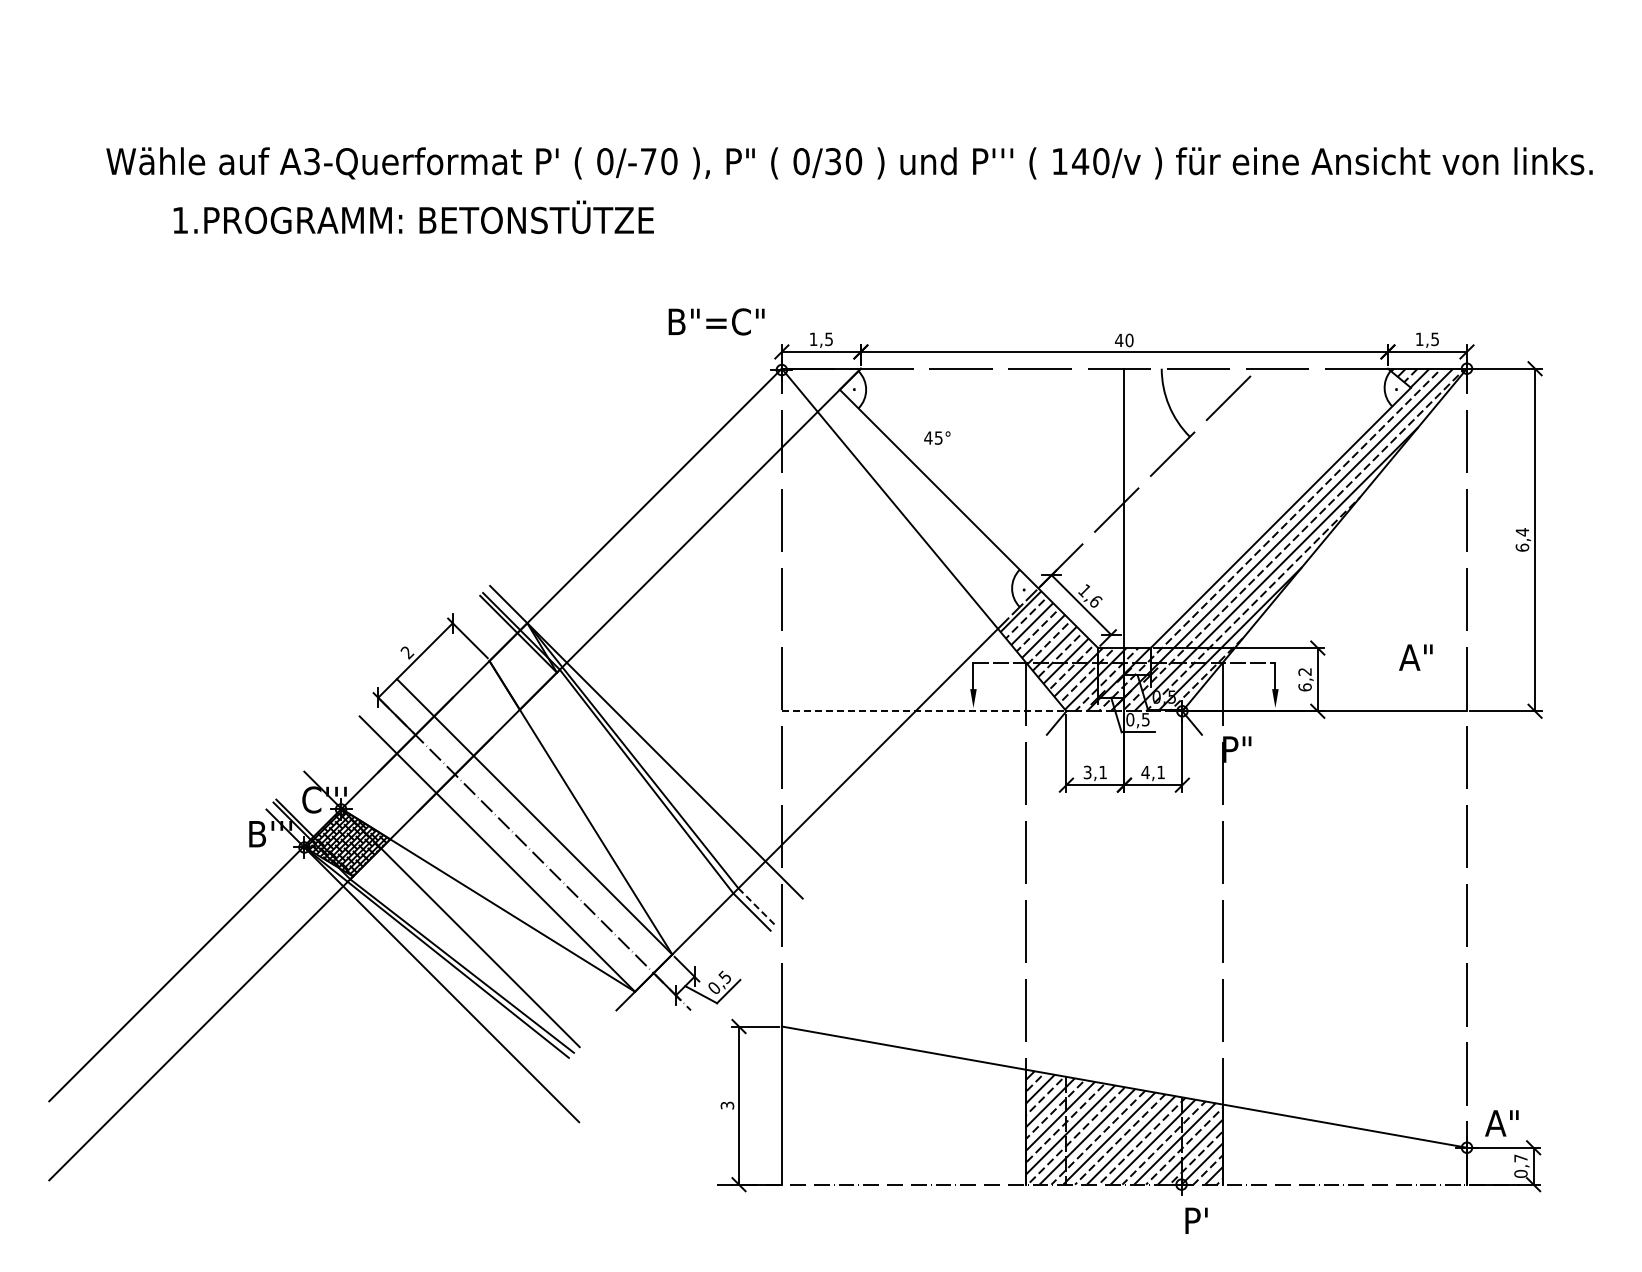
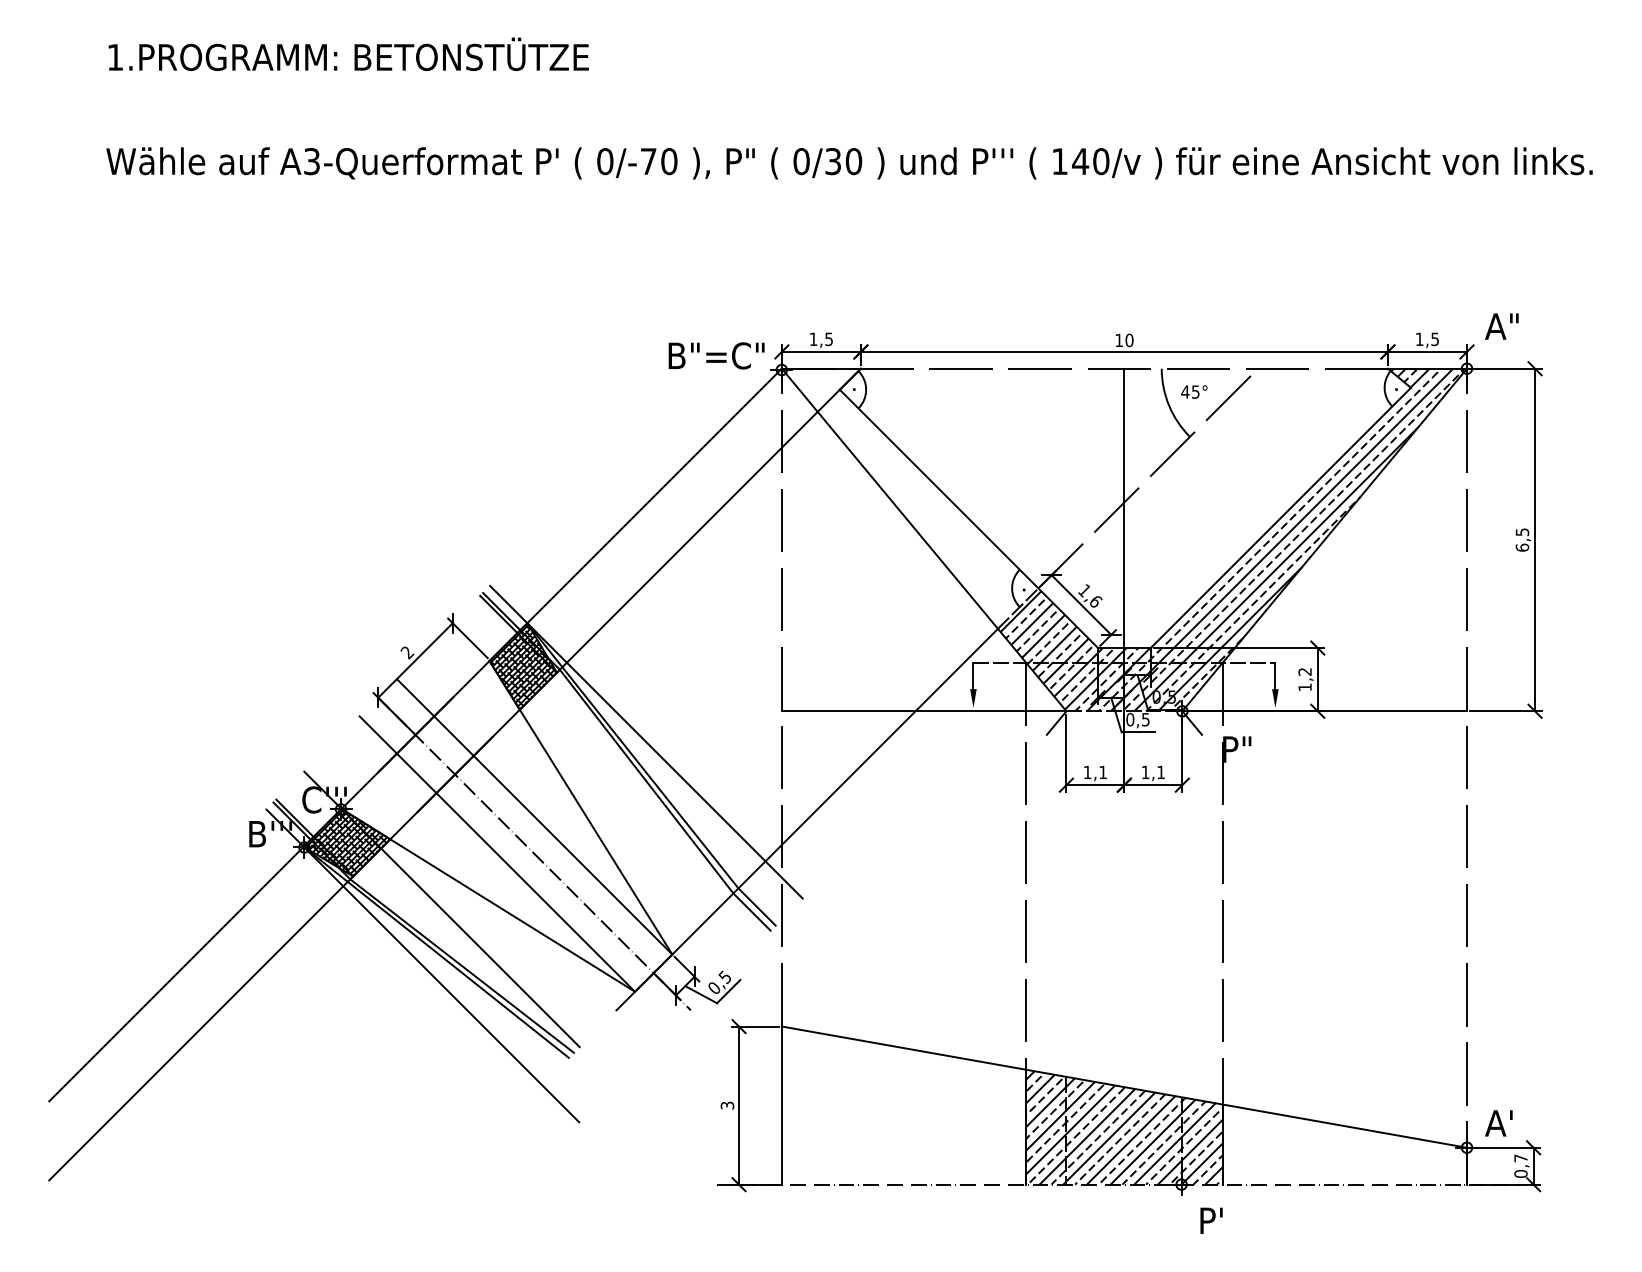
text position: (413, 216) -> (348, 53) (348, 53)
text position: (716, 321) -> (716, 355) (716, 355)
text: 40 -> 10 (1118, 339)
text position: (937, 437) -> (1194, 391) (1194, 391)
text: 6,4 -> 6,5 (1522, 532)
text position: (1415, 657) -> (1501, 326) (1501, 326)
hatch: none -> present (523, 666)
text: 6,2 -> 1,2 (1304, 687)
line: dashed -> solid (924, 711)
text: 3,1 -> 1,1 (1087, 772)
text: 4,1 -> 1,1 (1145, 772)
line: dashed -> solid (757, 907)
text: A" -> A' (1517, 1114)
text position: (1196, 1220) -> (1211, 1220) (1211, 1220)
